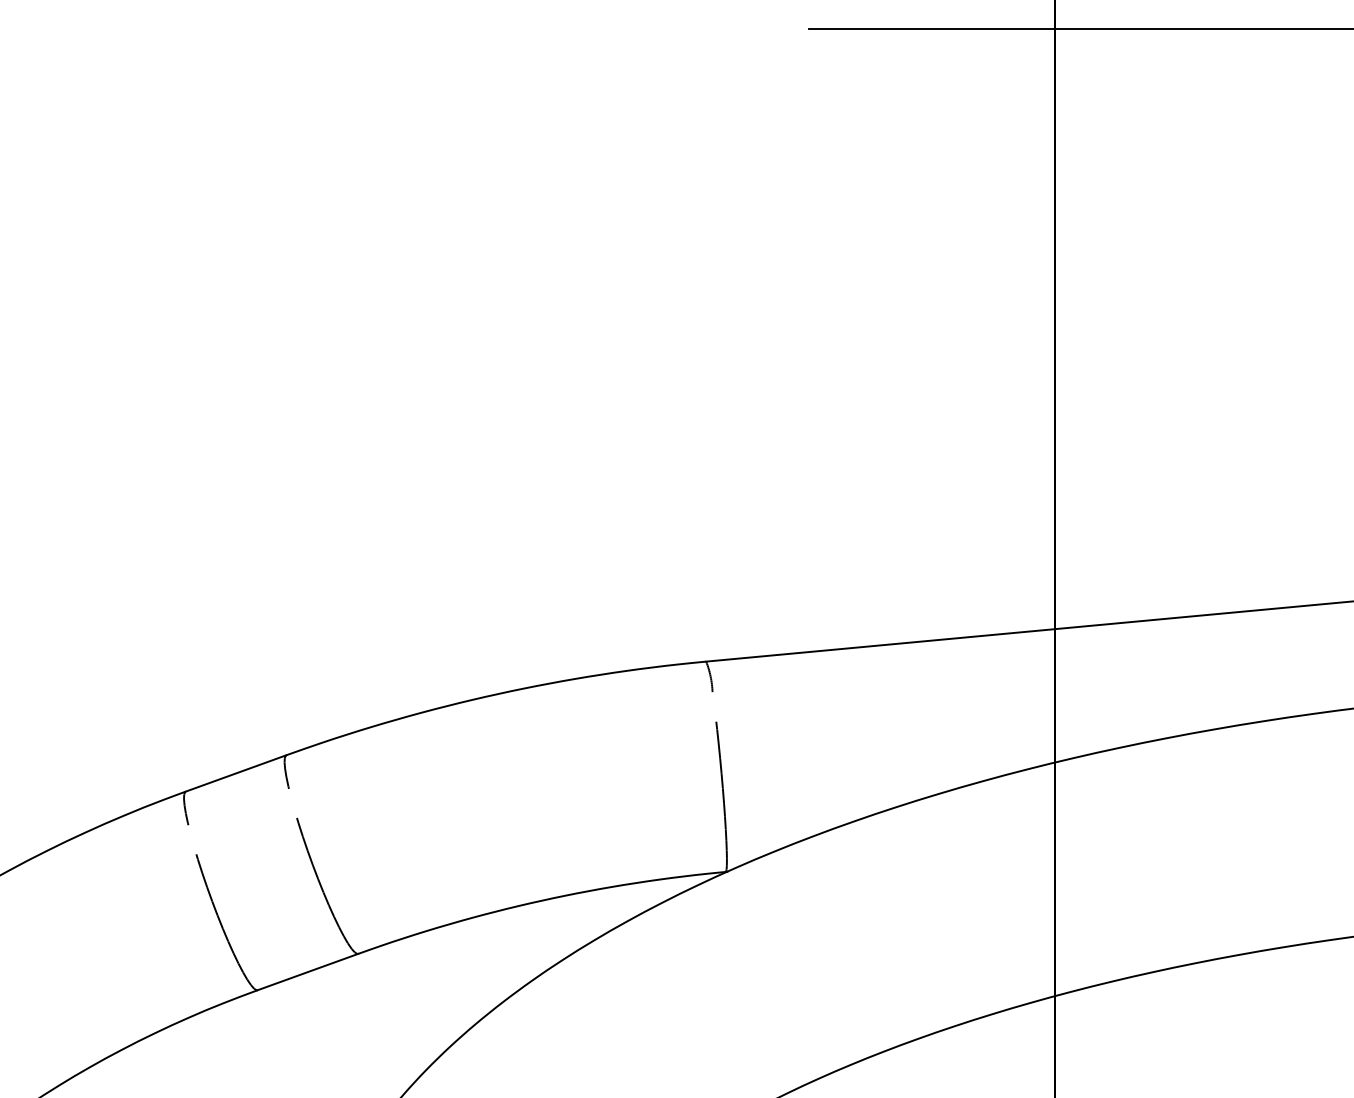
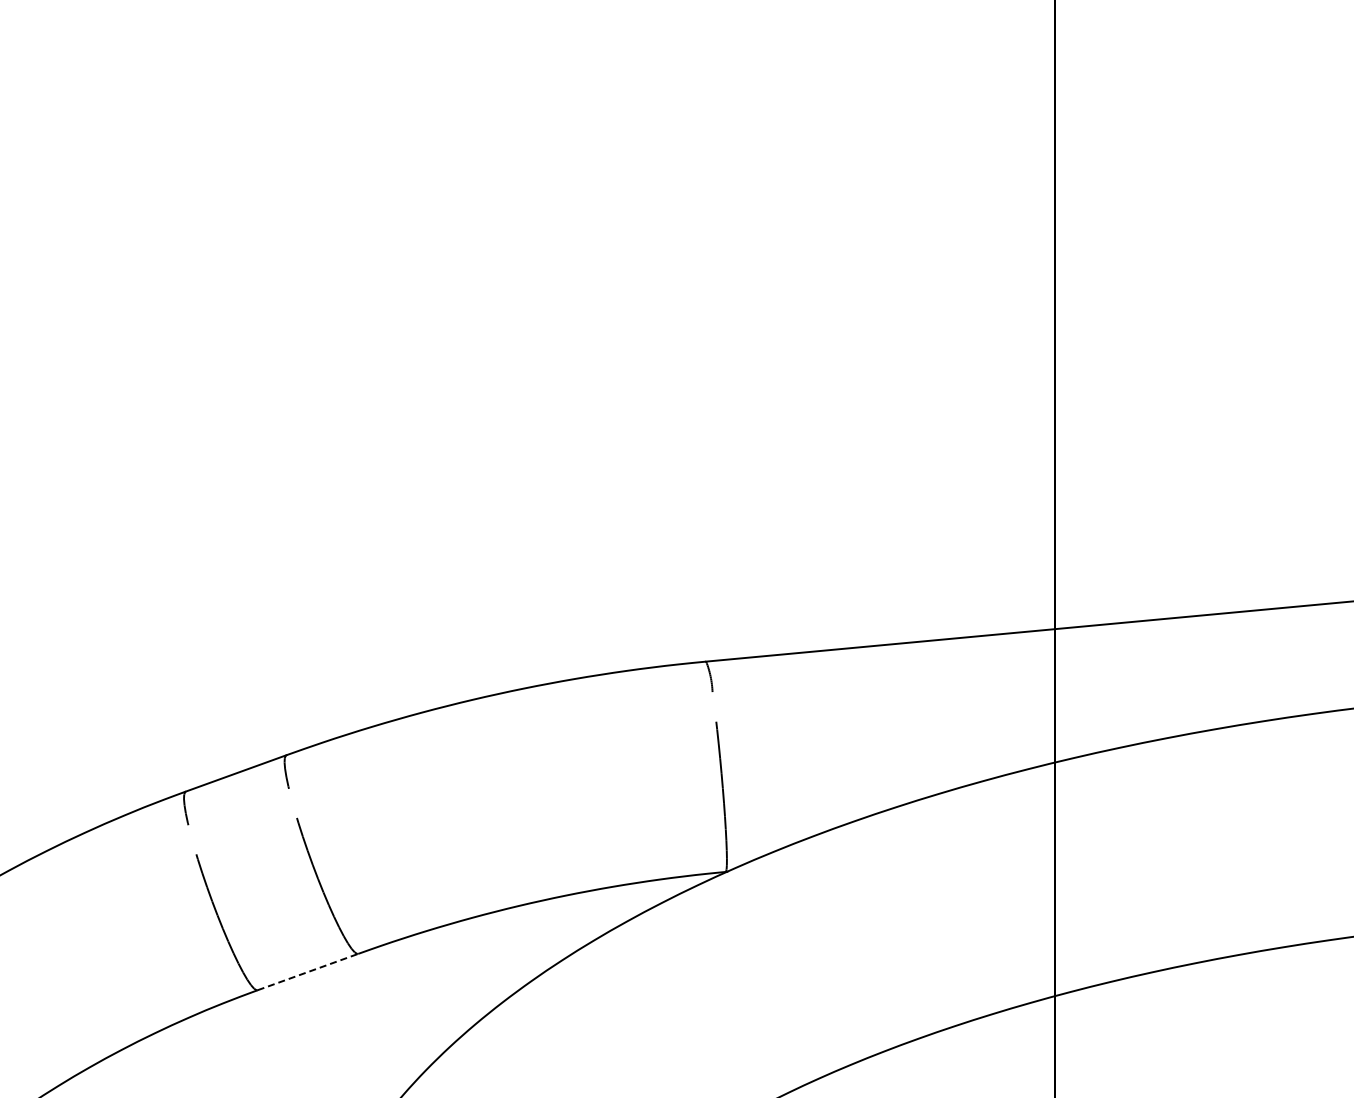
line: present -> none (1079, 28)
line: solid -> dashed (308, 971)
